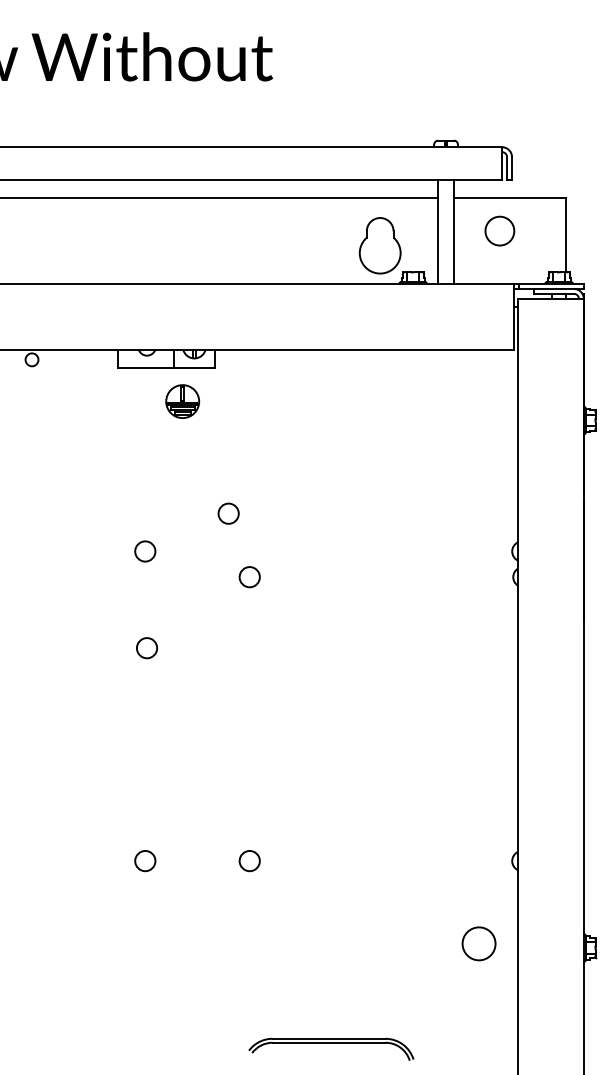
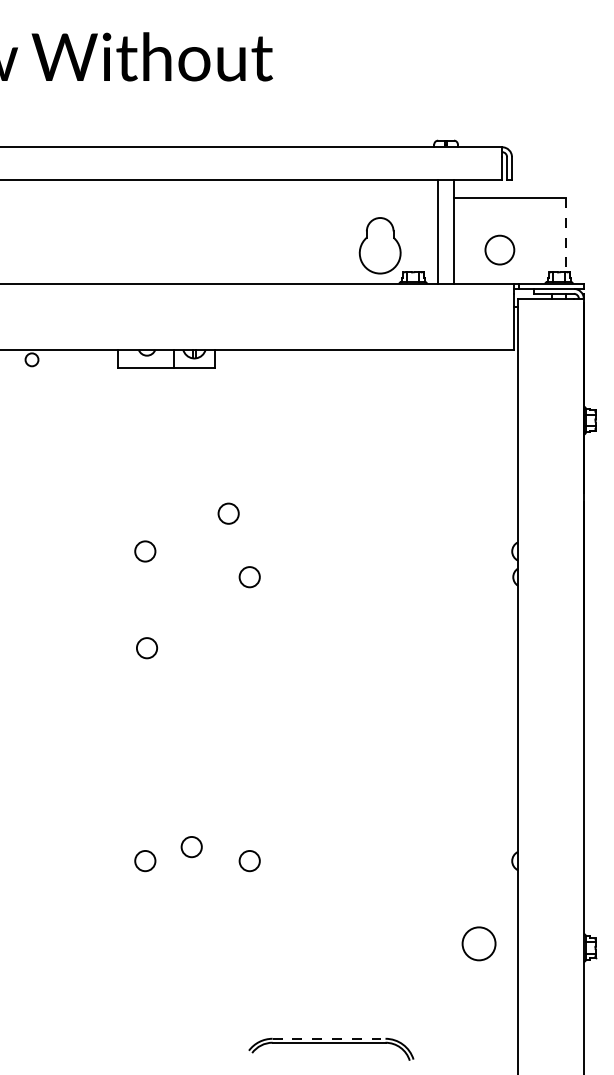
line: present -> none (219, 198)
circle position: (499, 230) -> (499, 249) (499, 249)
line: solid -> dashed (565, 235)
part: present -> none (182, 401)
circle: none -> present (191, 847)
line: solid -> dashed (329, 1038)
